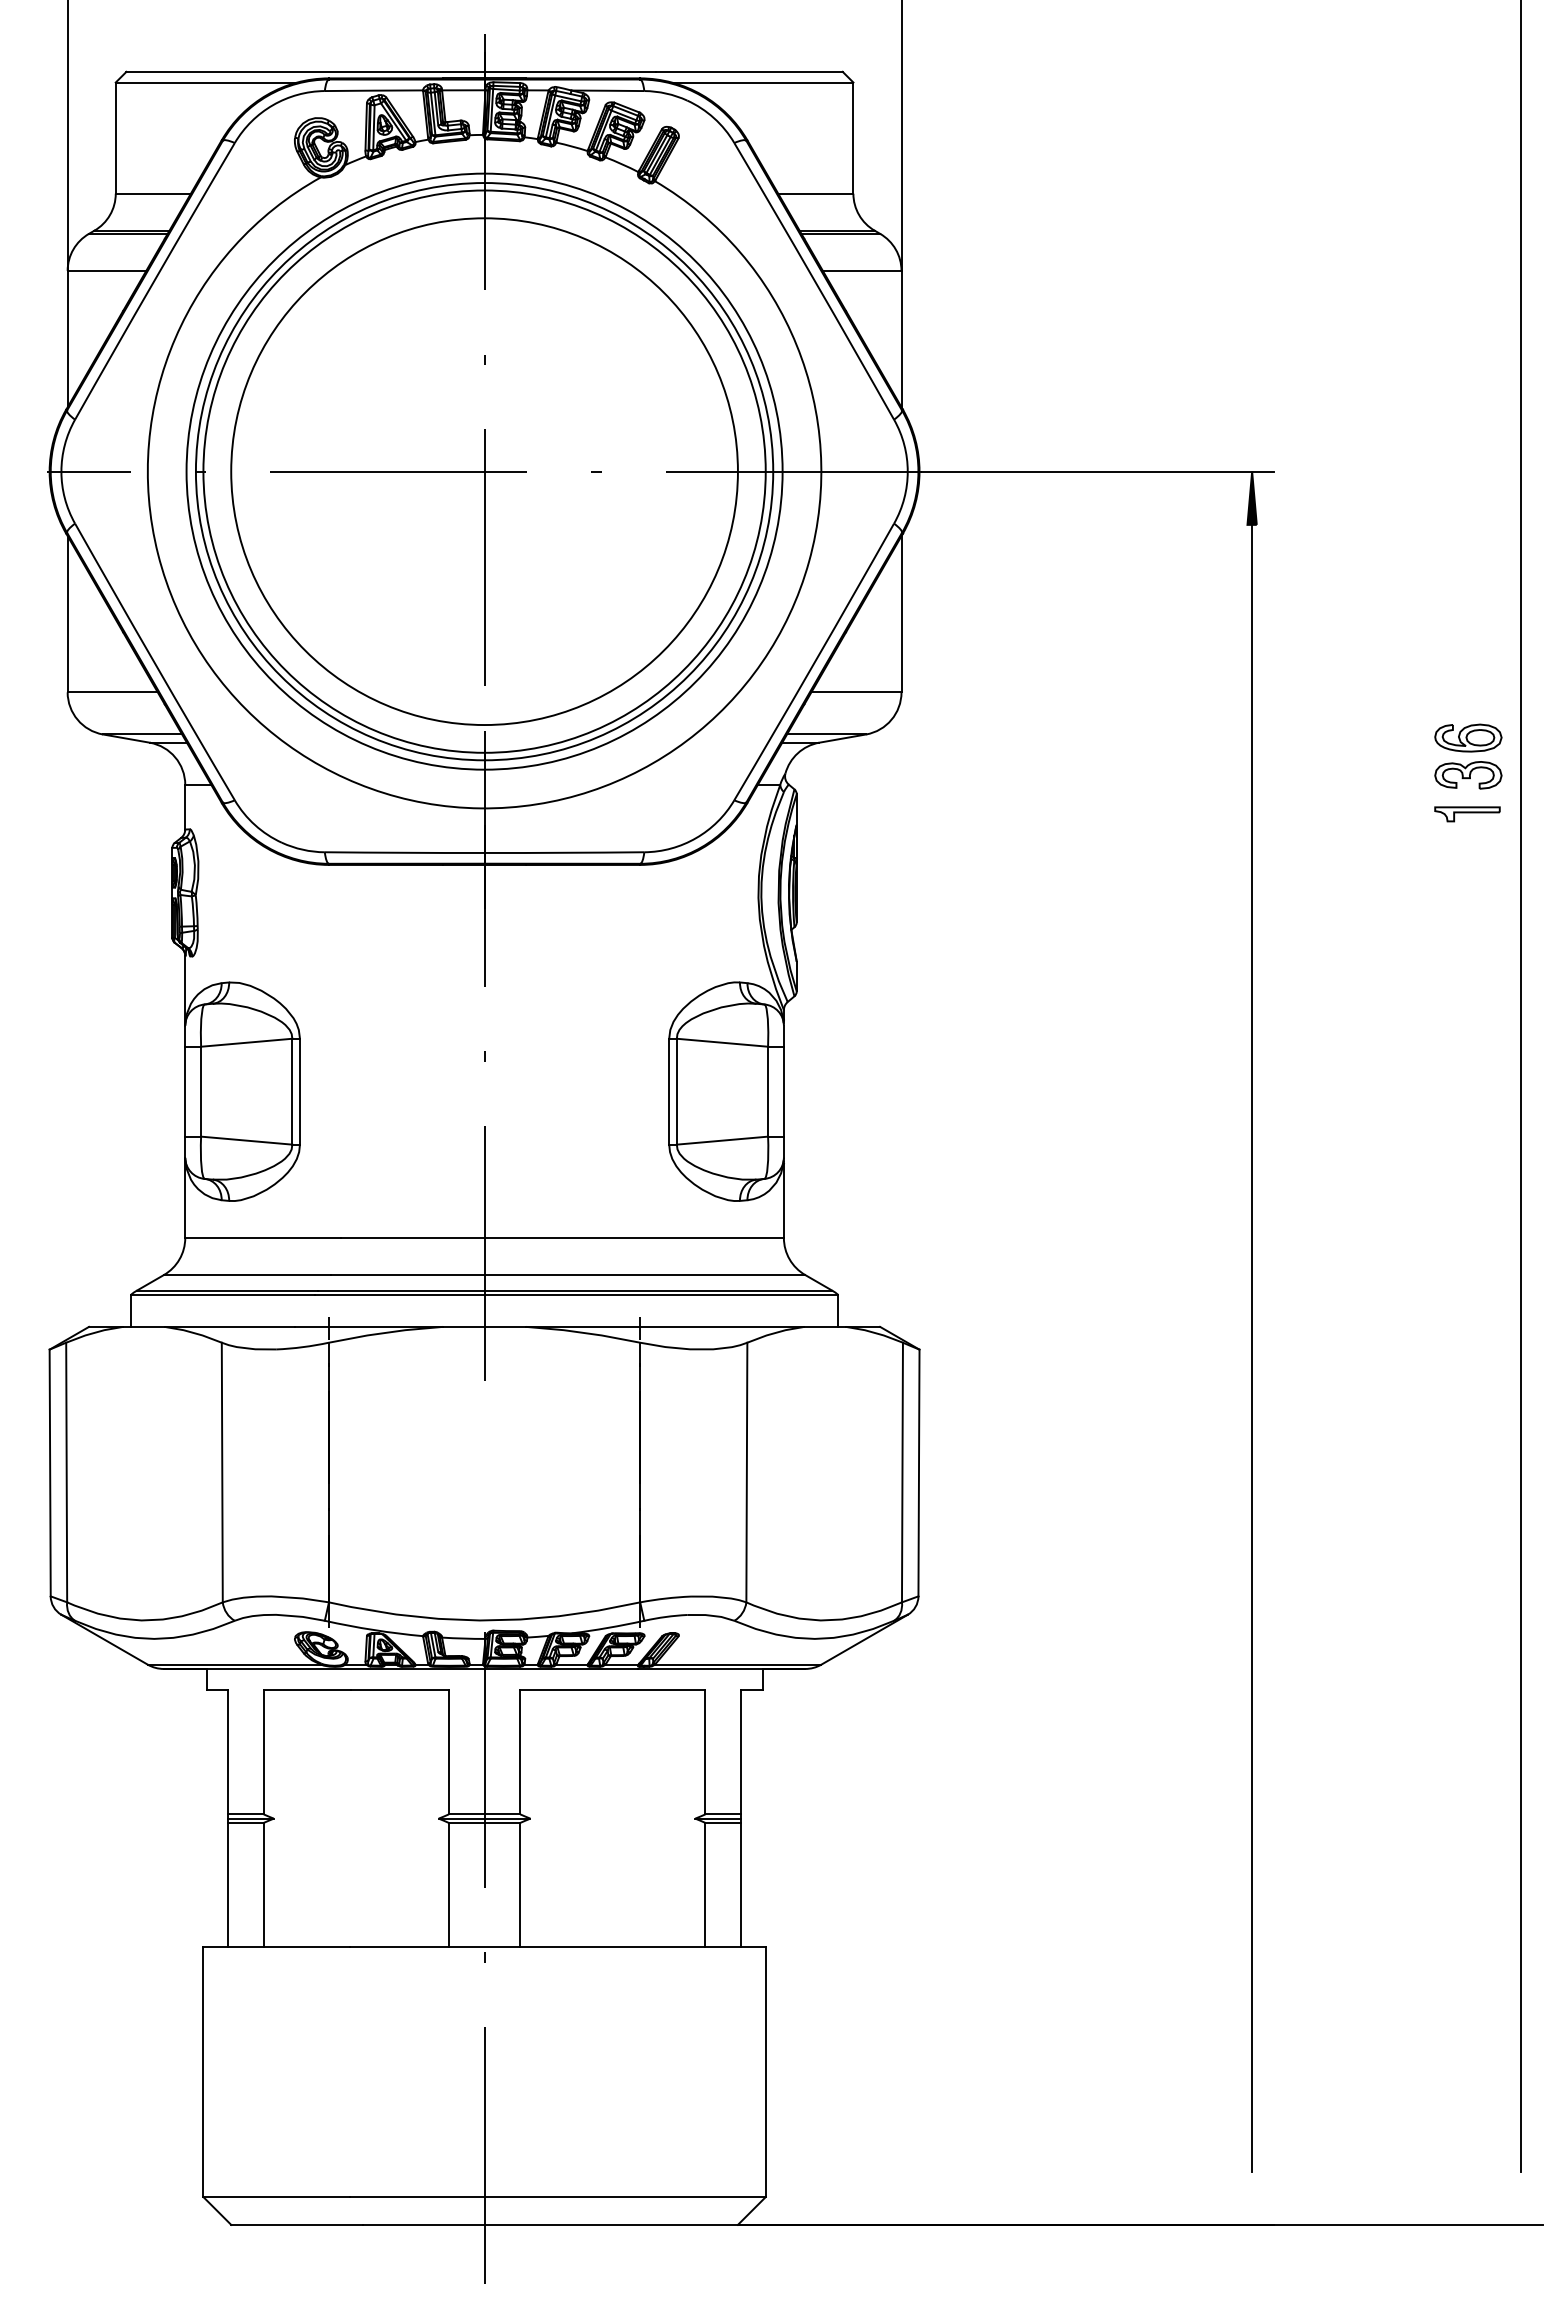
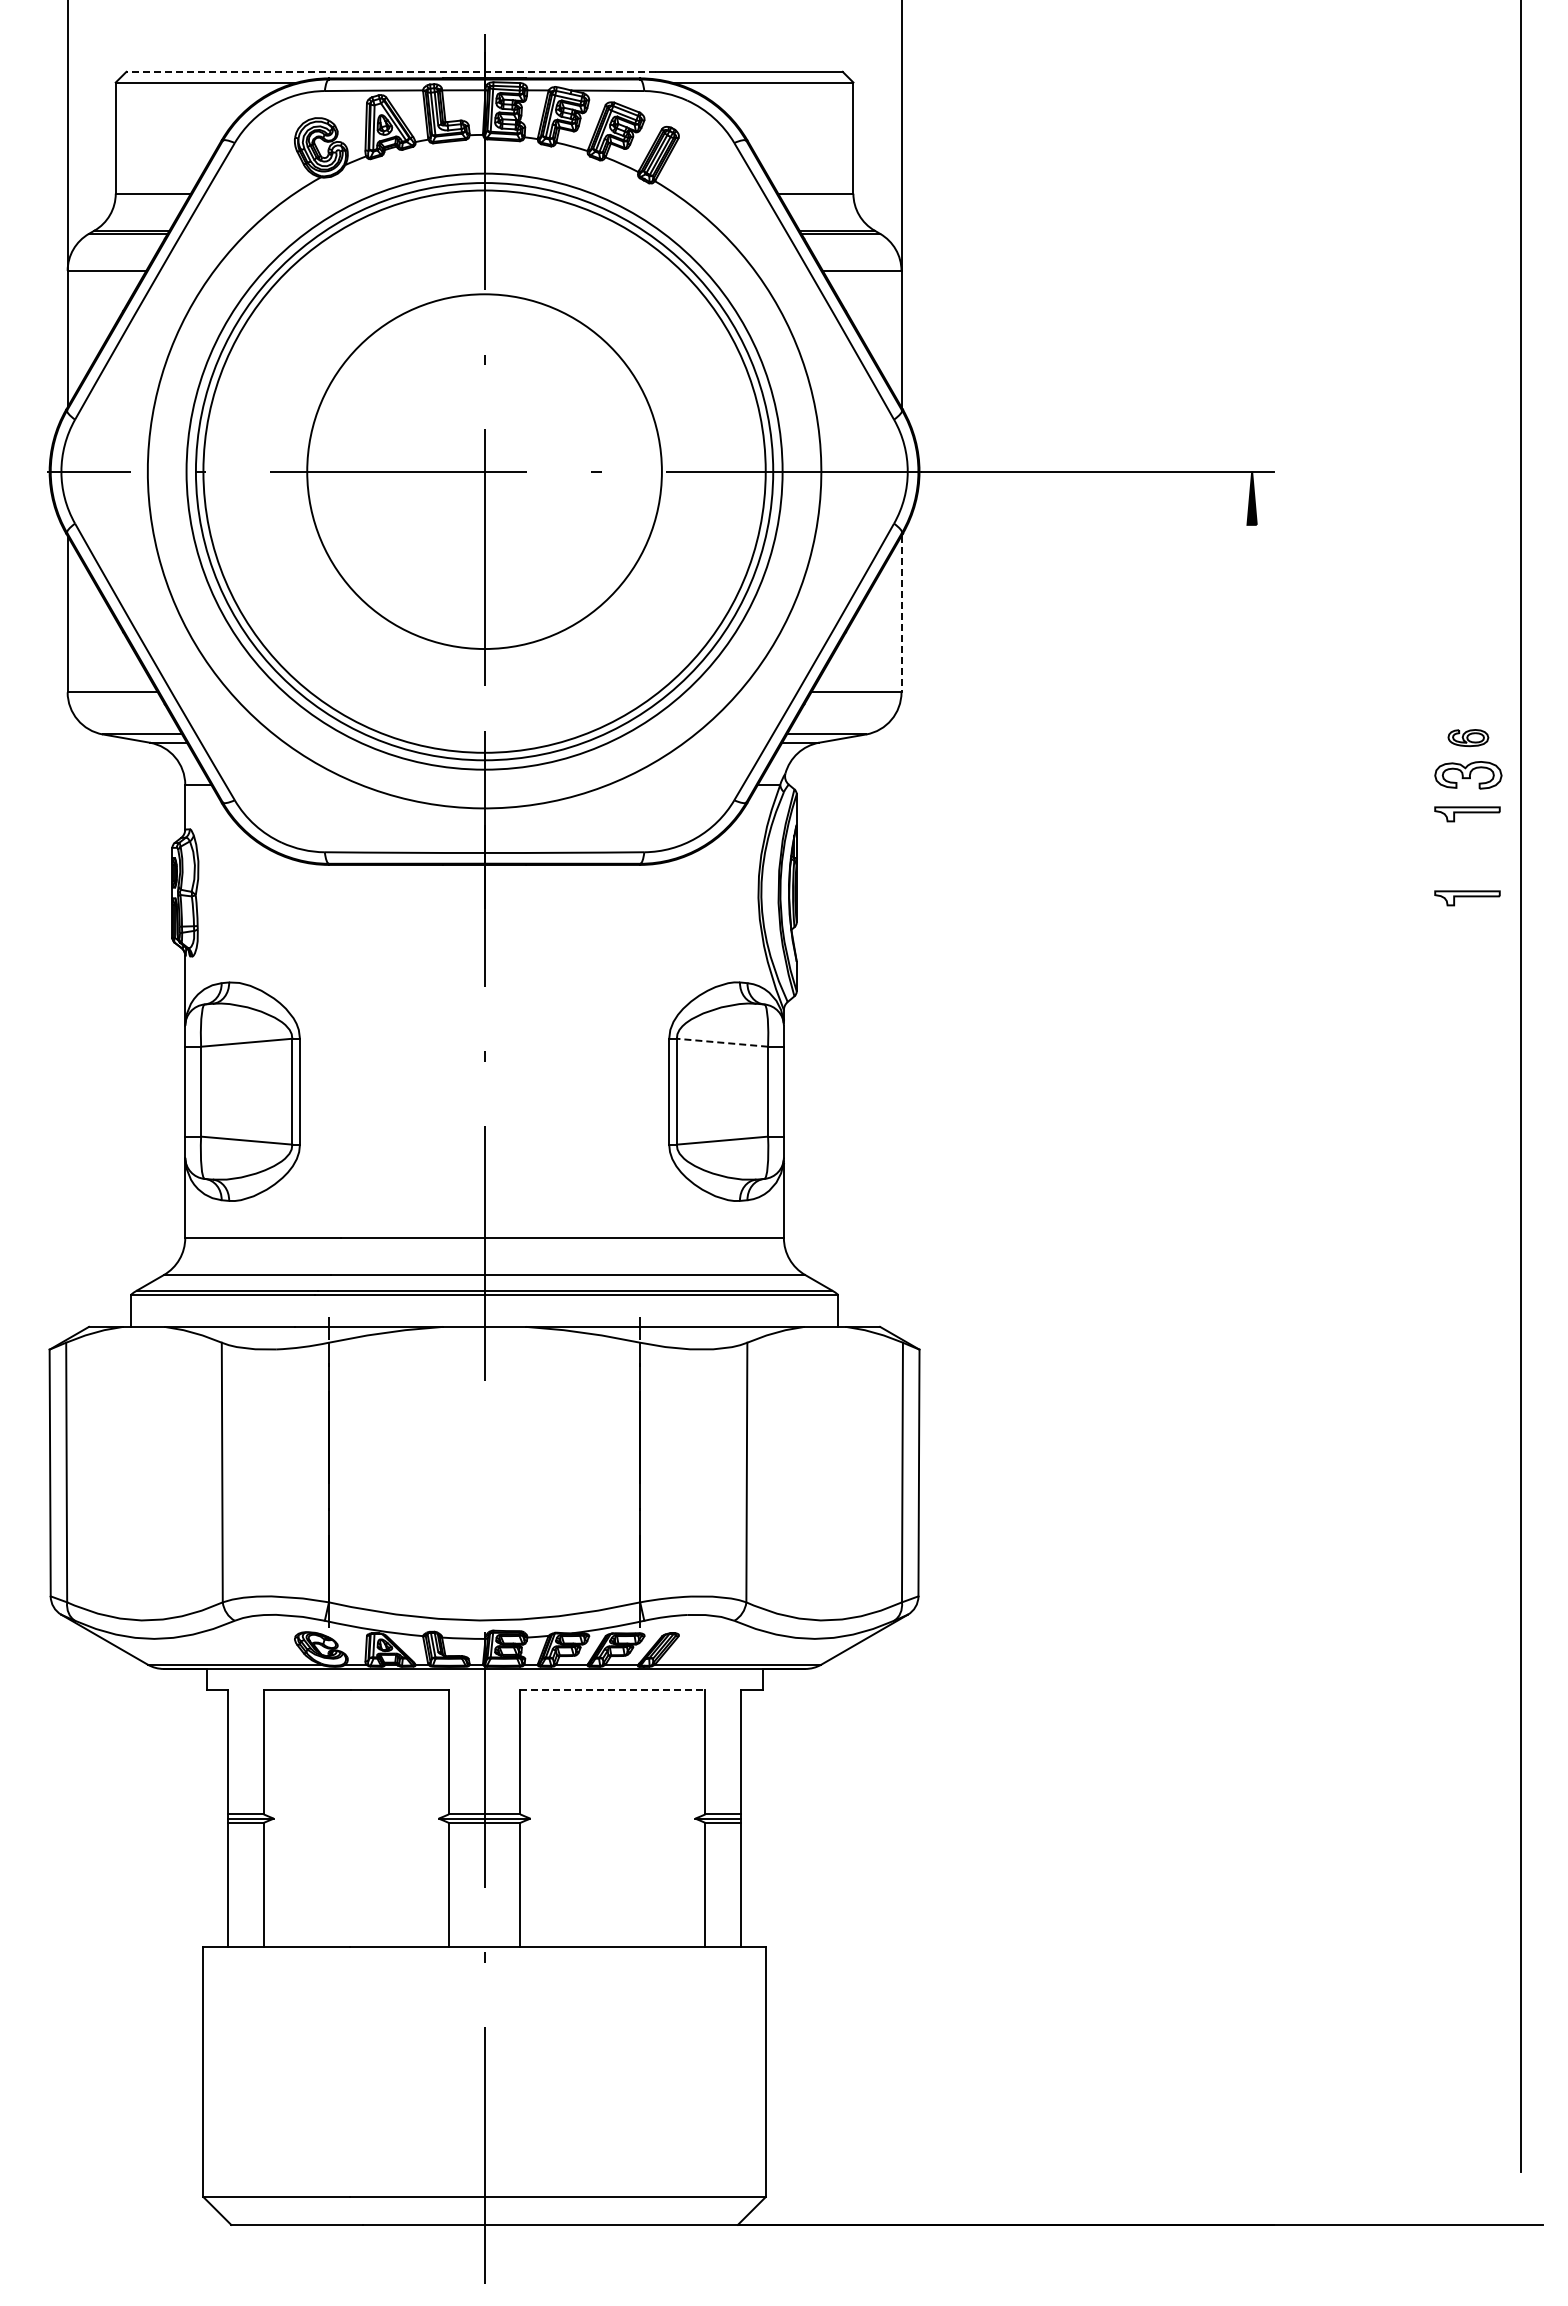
line: solid -> dashed (391, 71)
circle diameter: 507 px -> 355 px (484, 471)
line: solid -> dashed (901, 614)
part size: 69x30 px -> 43x19 px (1468, 738)
part: none -> present (1467, 898)
line: solid -> dashed (722, 1042)
line: present -> none (1252, 1347)
line: solid -> dashed (612, 1690)
